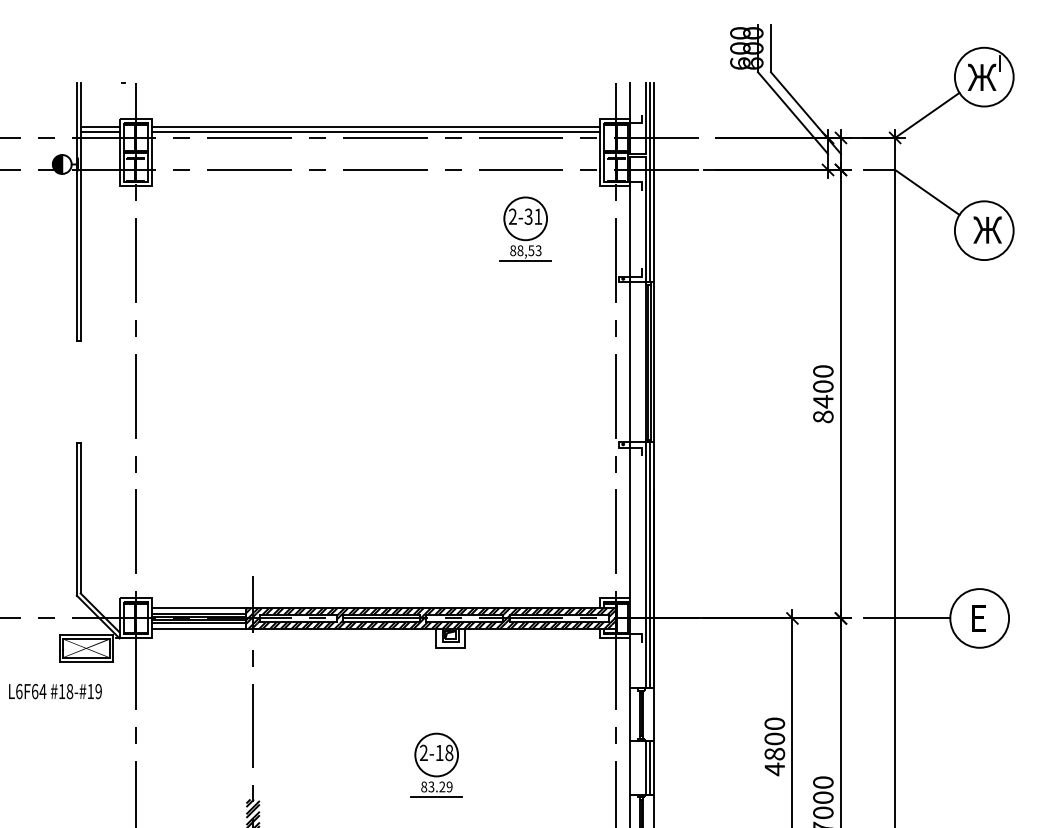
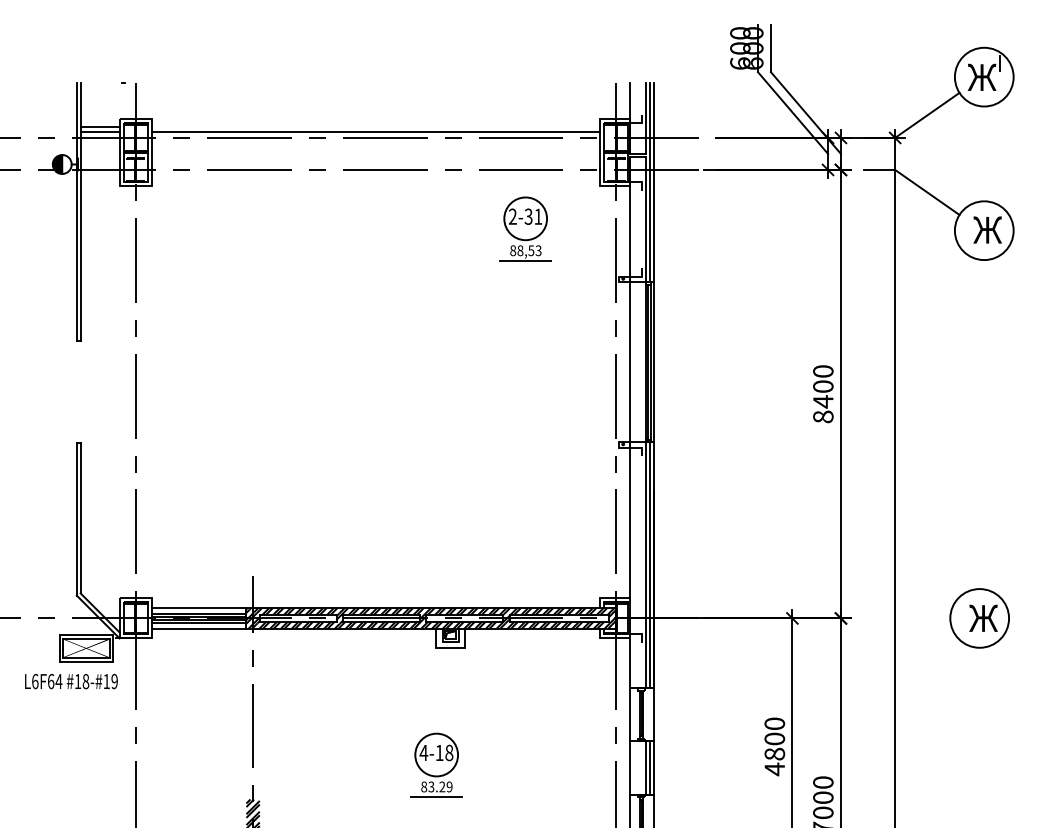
line: present -> none (375, 126)
text: Е -> Ж (983, 617)
line: present -> none (907, 618)
text position: (55, 691) -> (71, 681) (71, 681)
text: 2-18 -> 4-18 (423, 752)
